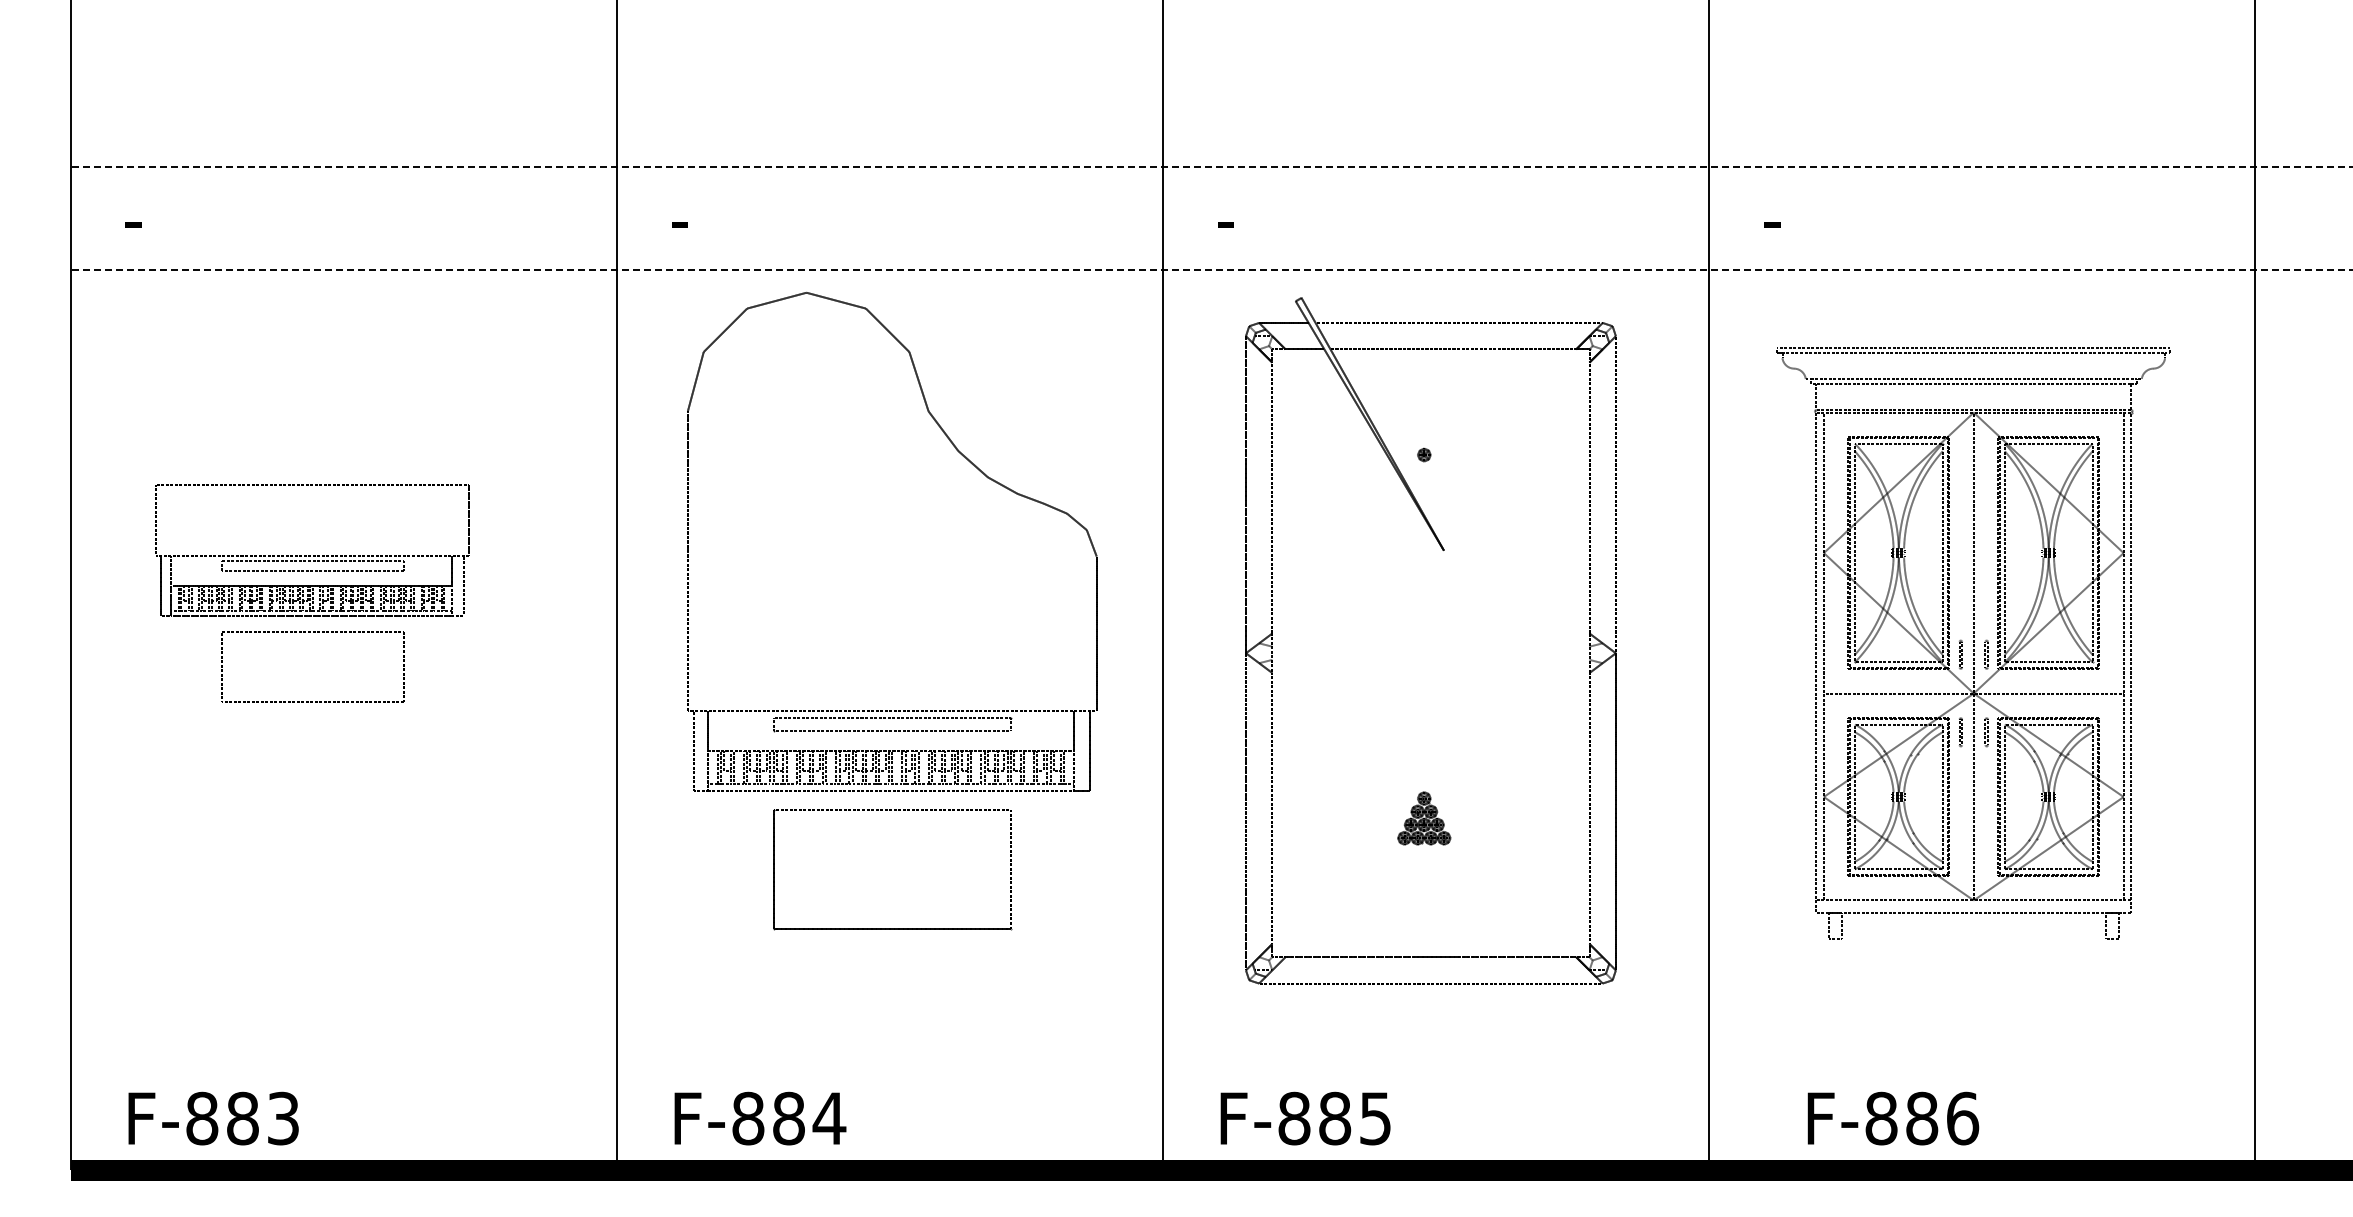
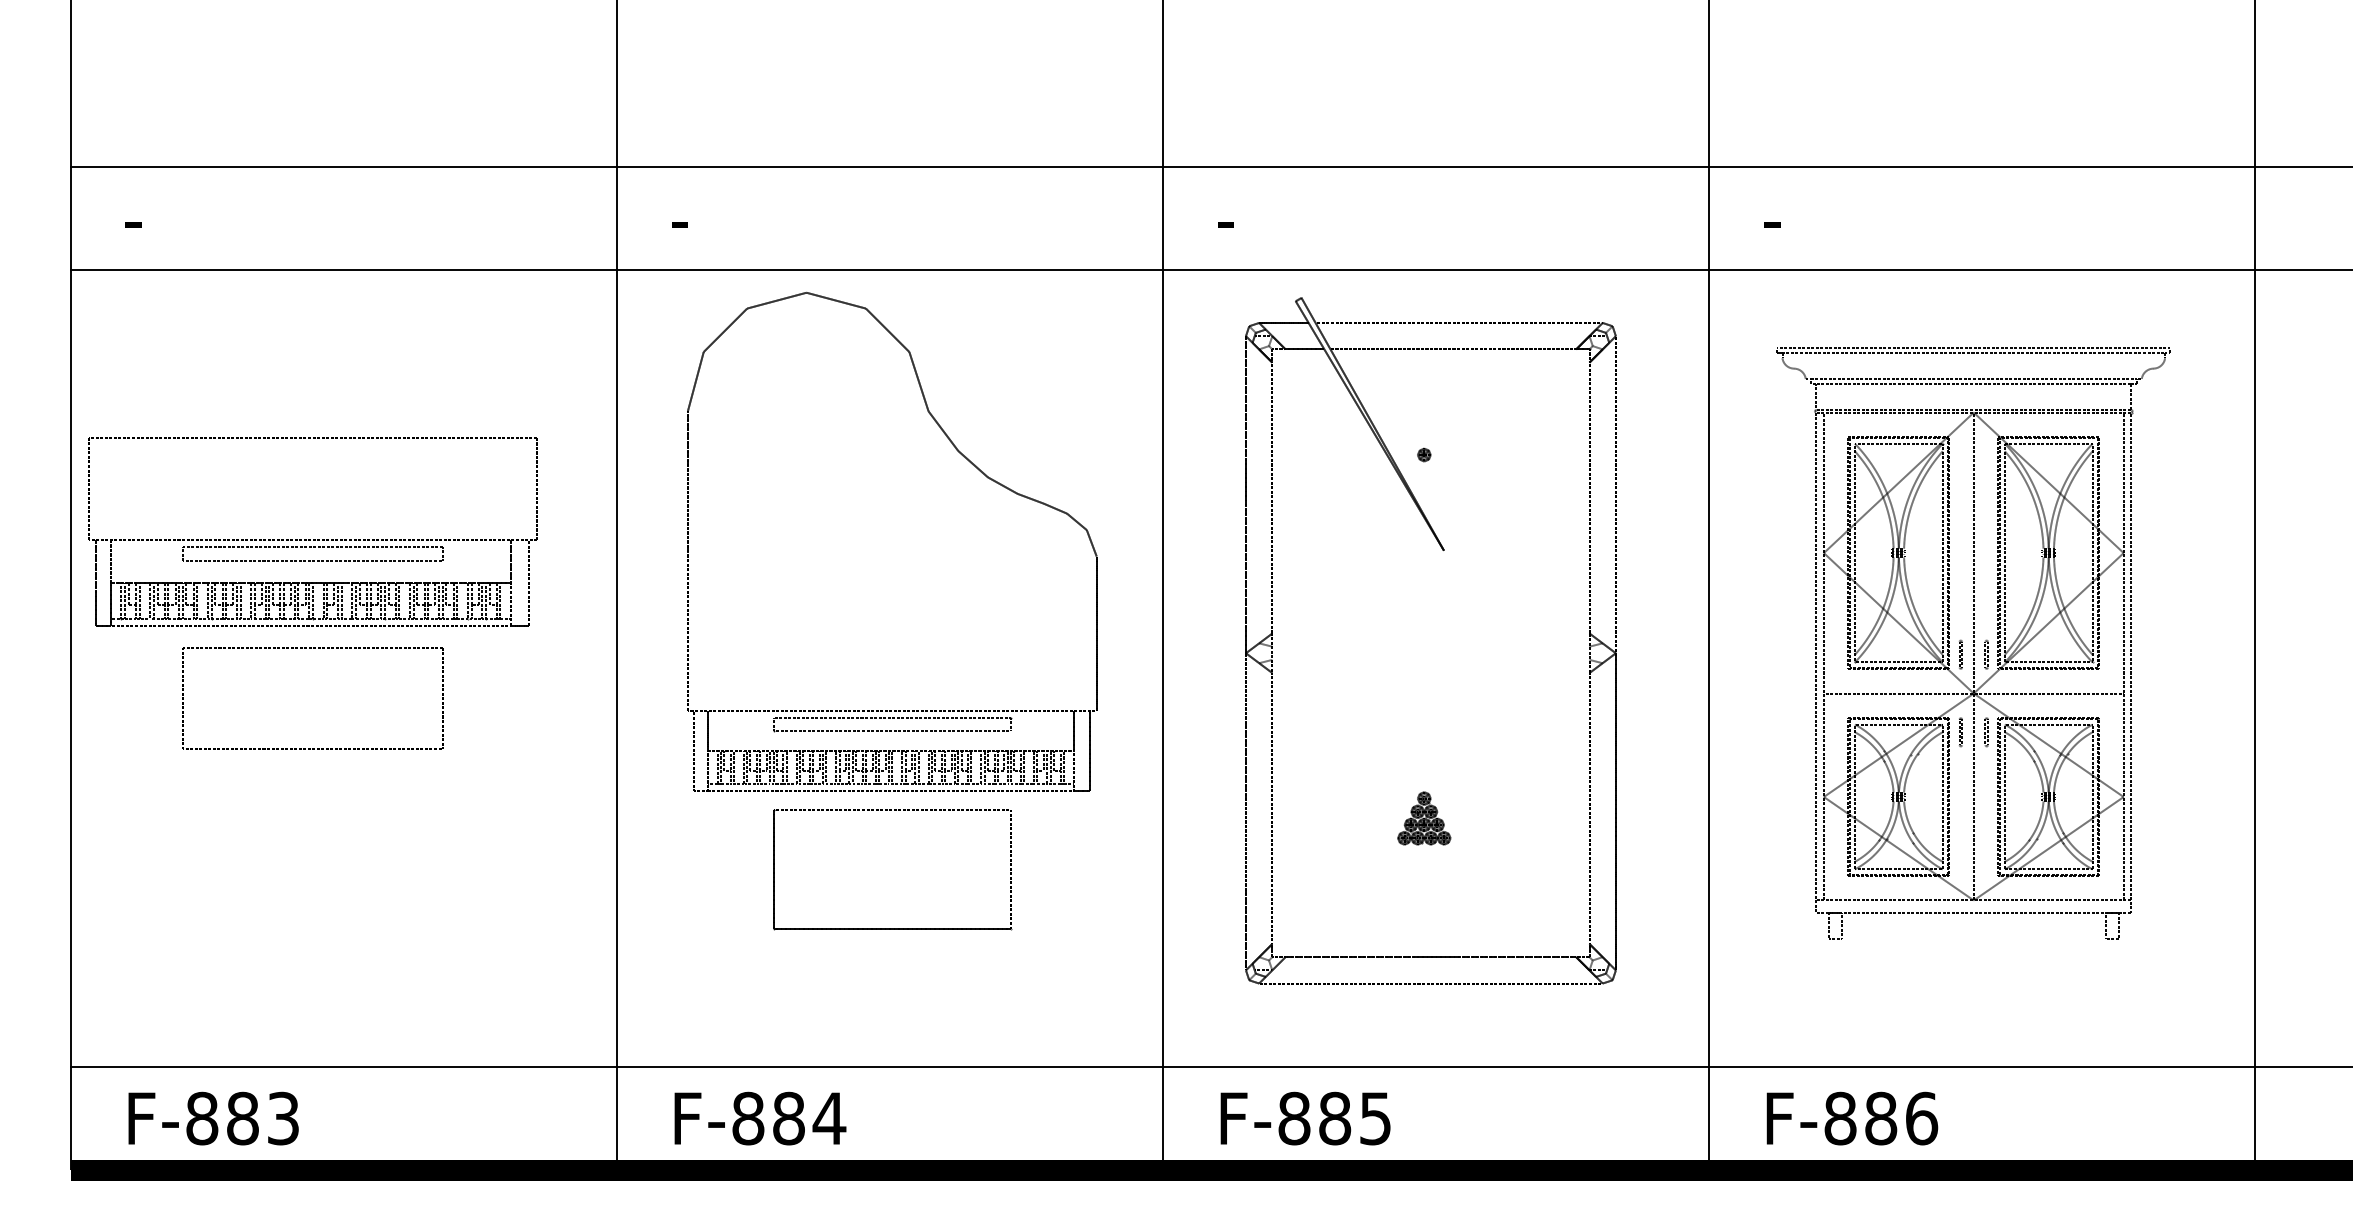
line: dashed -> solid (1211, 166)
line: dashed -> solid (1211, 270)
part size: 315x219 px -> 450x313 px (312, 593)
line: none -> present (1209, 1066)
text position: (1893, 1118) -> (1852, 1118) (1852, 1118)
